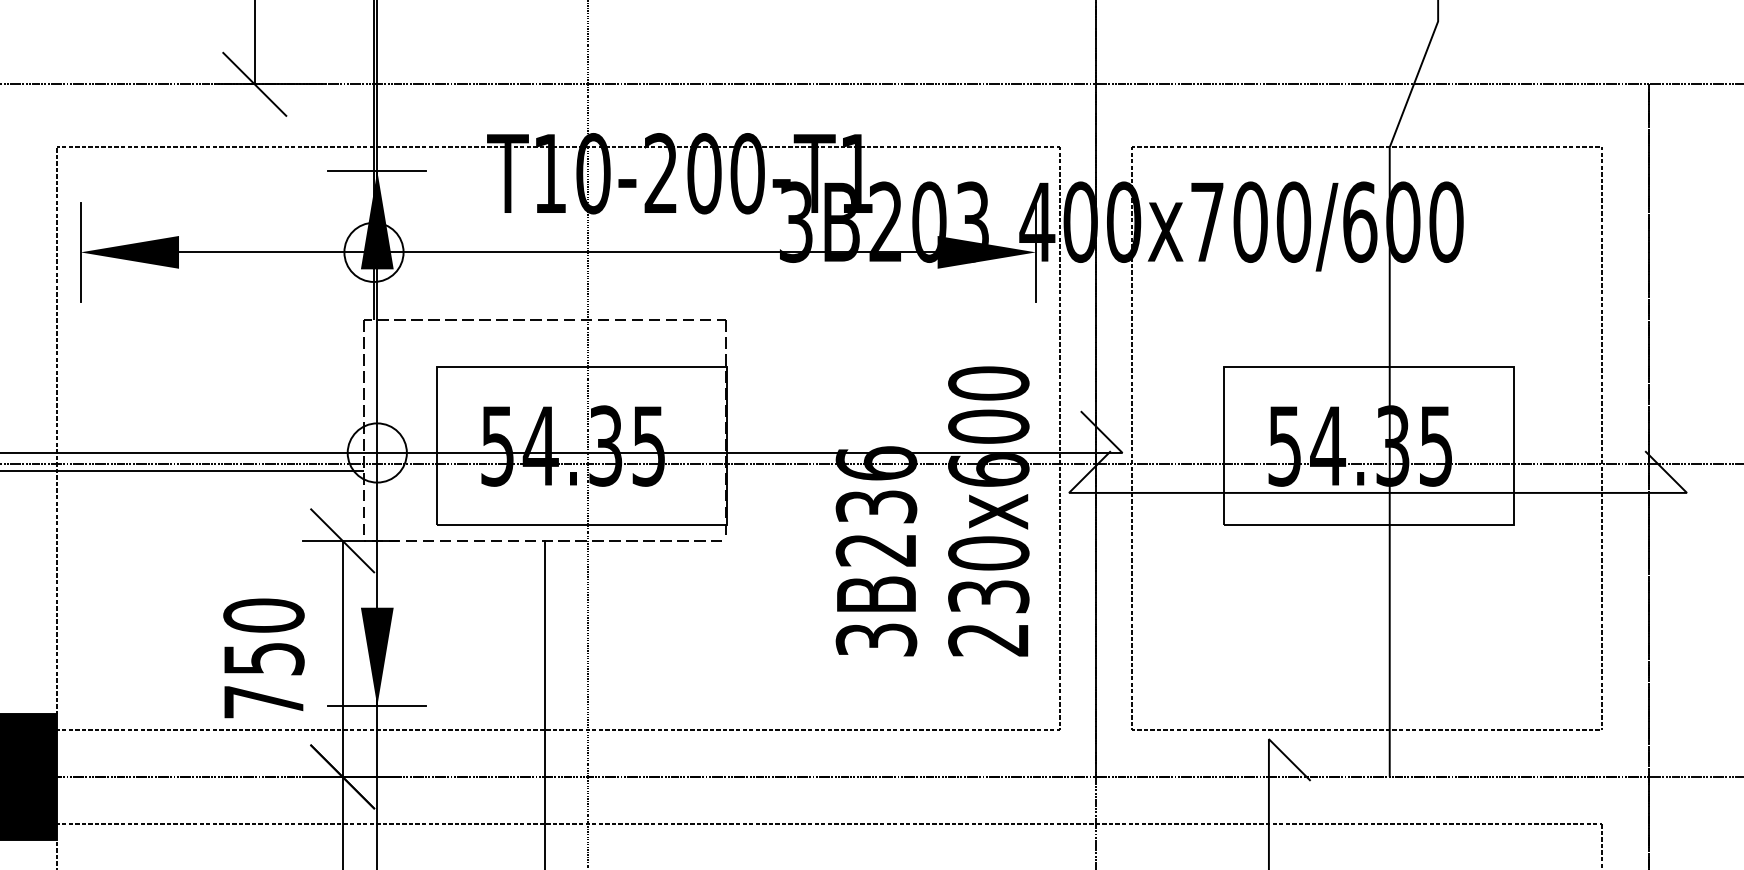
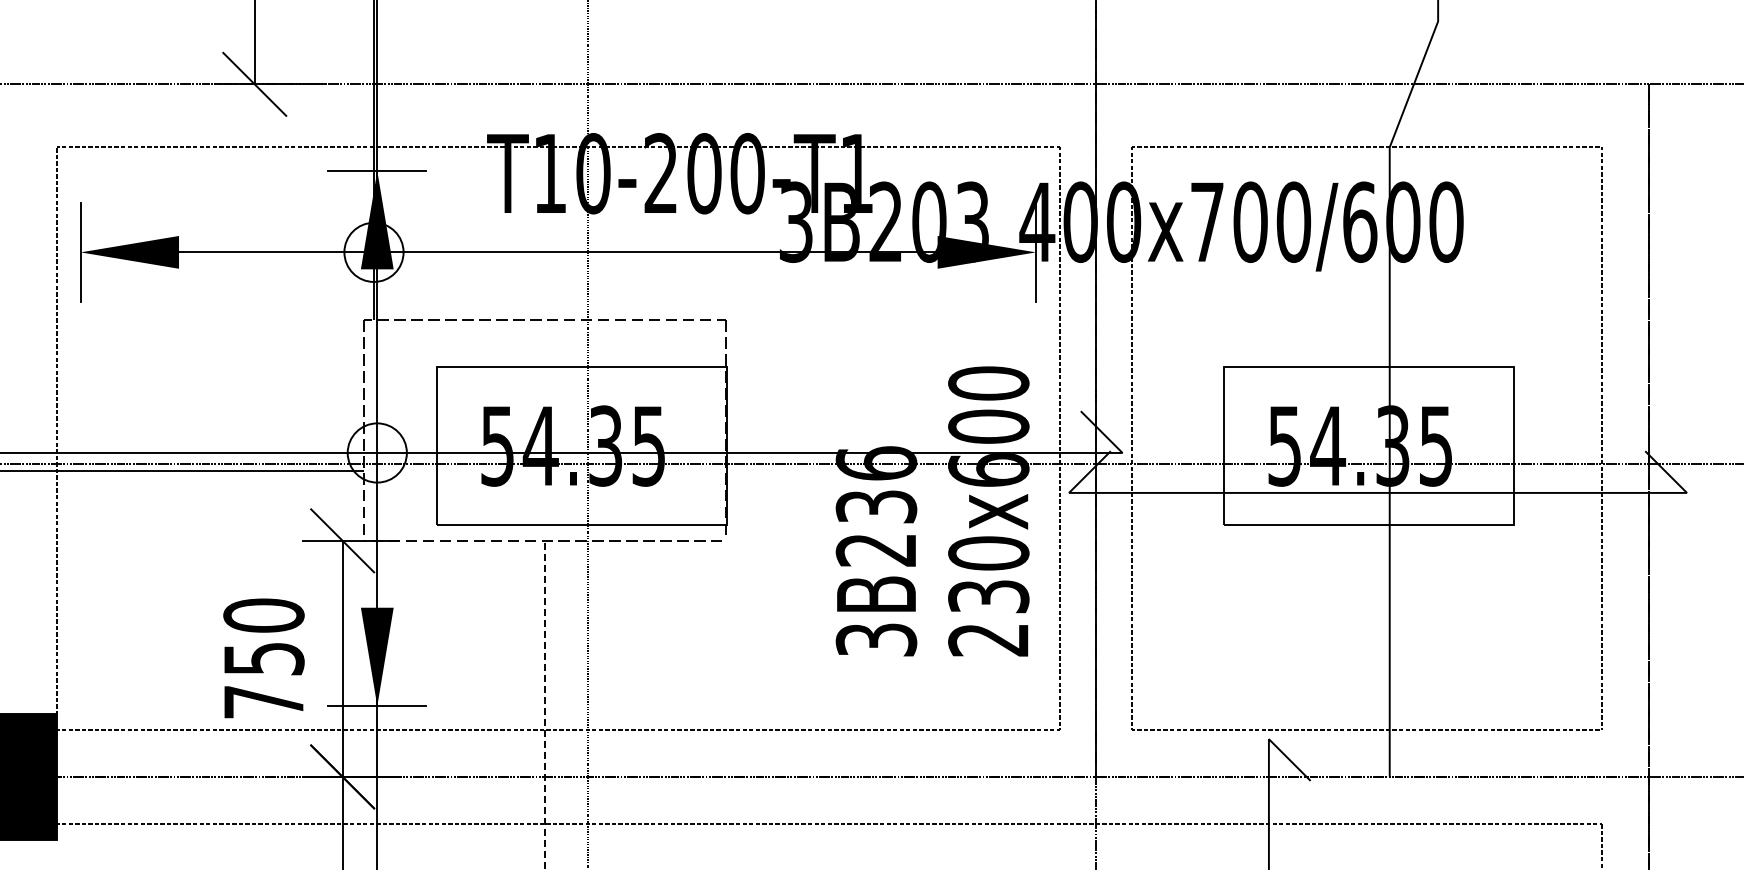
line: solid -> dashed (544, 704)
line: present -> none (57, 852)
